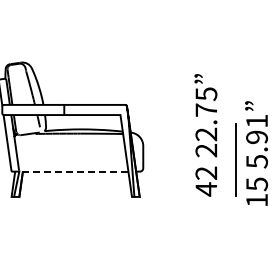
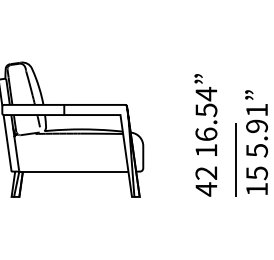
text: 22.75 -> 16.54 (206, 121)
text position: (256, 153) -> (256, 142) (256, 142)
line: dashed -> solid (72, 171)
